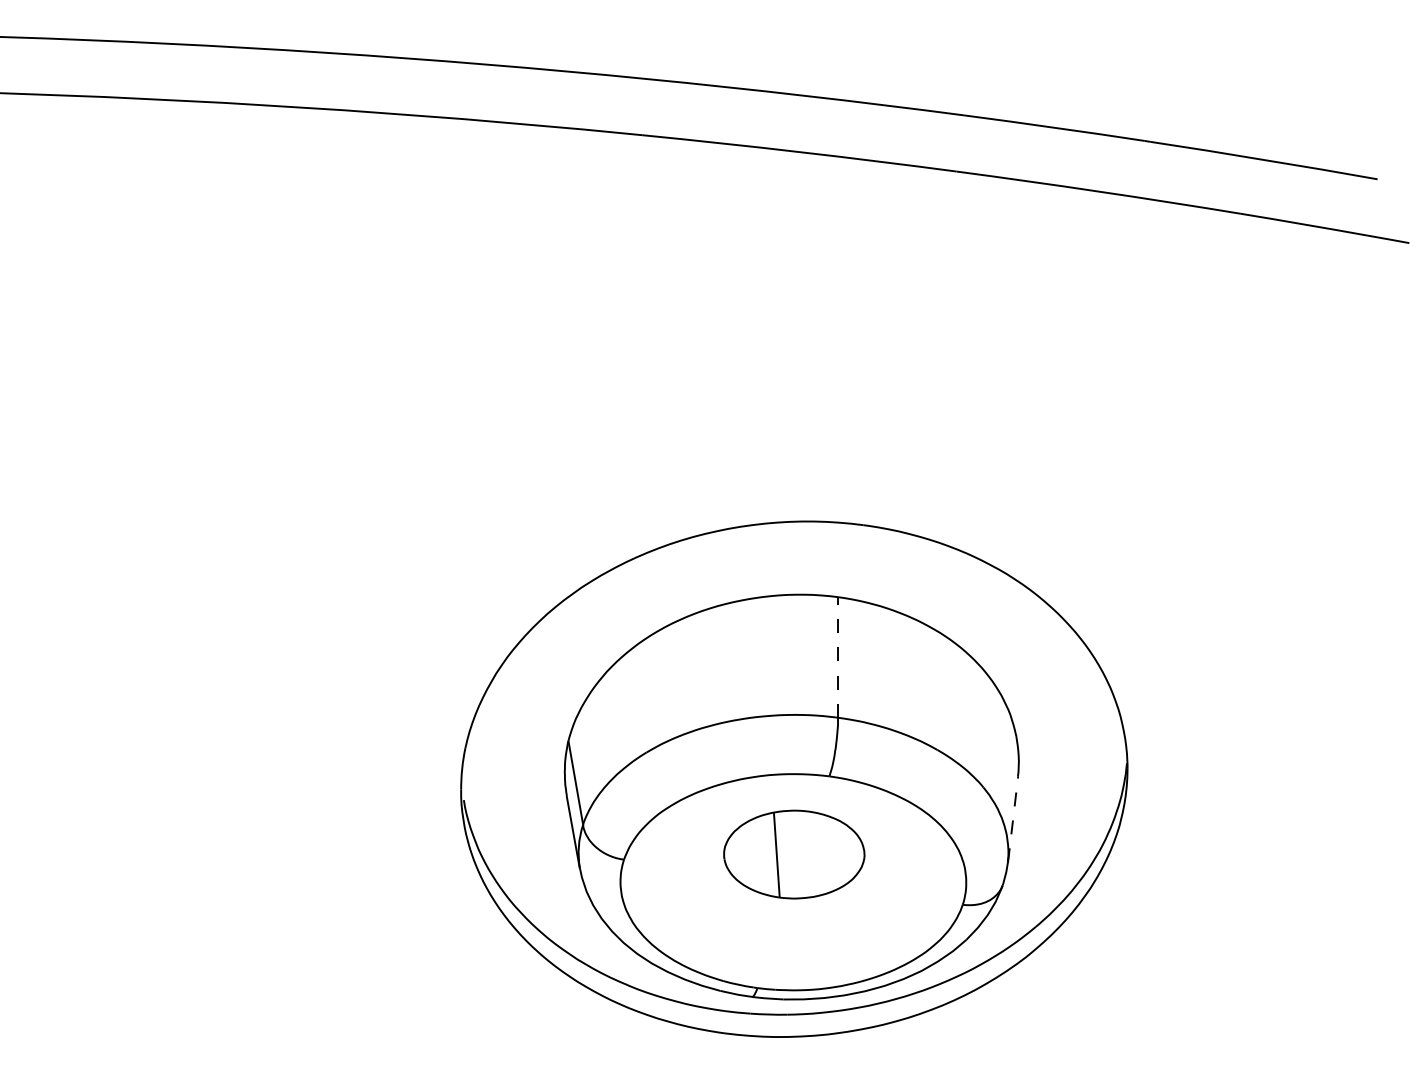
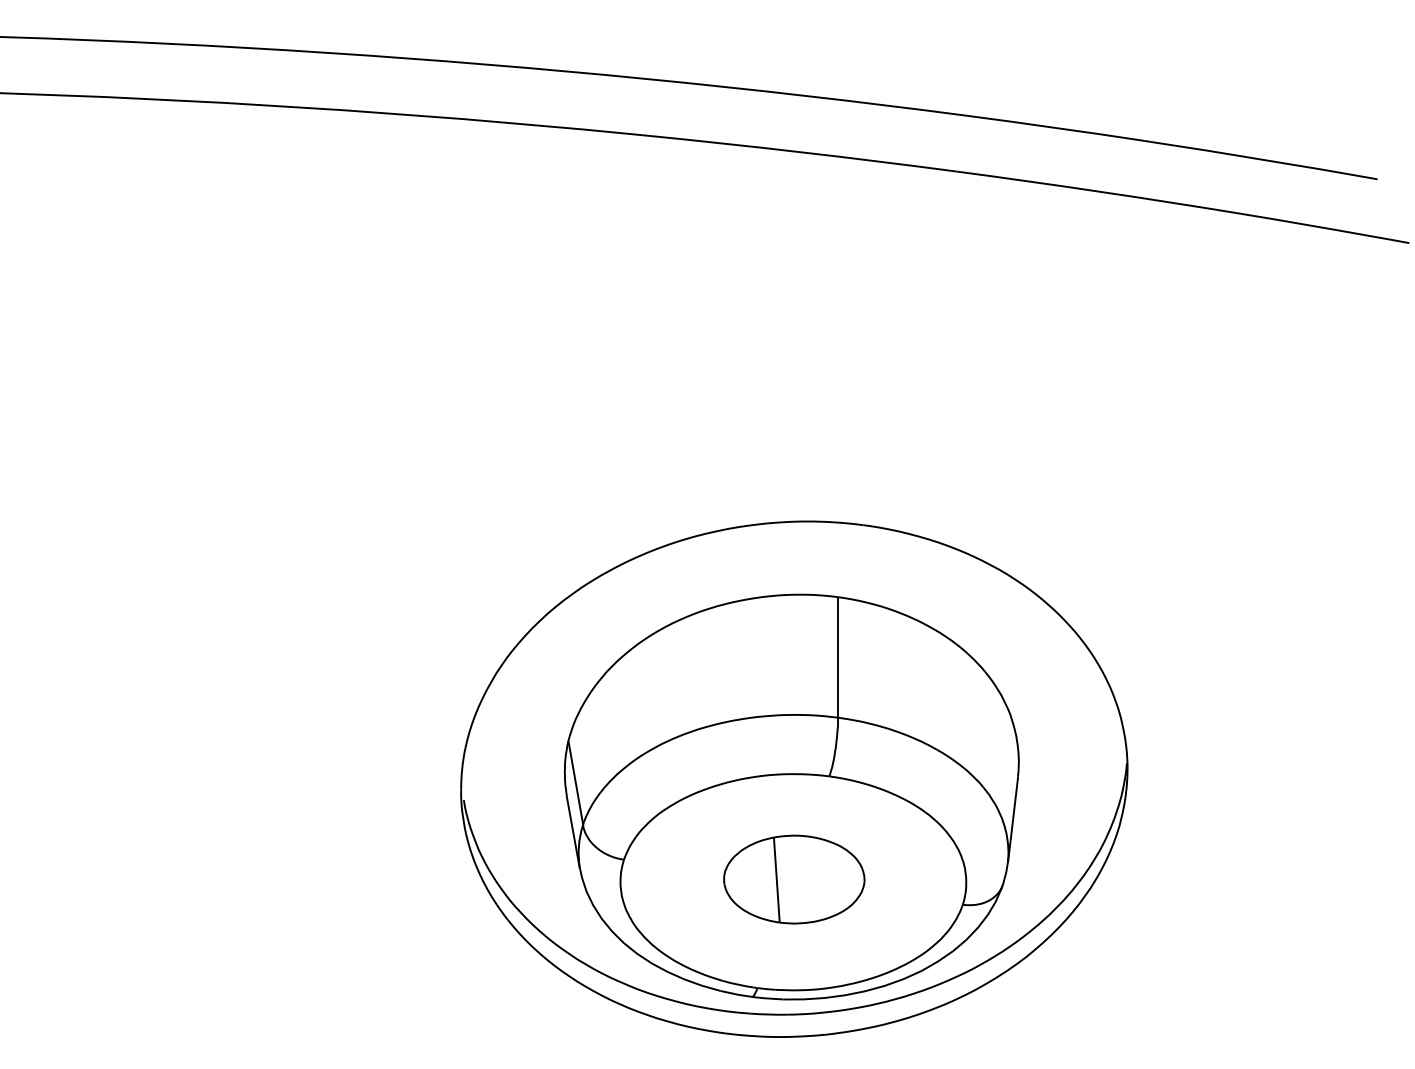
line: dashed -> solid (838, 656)
line: dashed -> solid (1013, 819)
part position: (794, 854) -> (794, 879) (794, 879)
